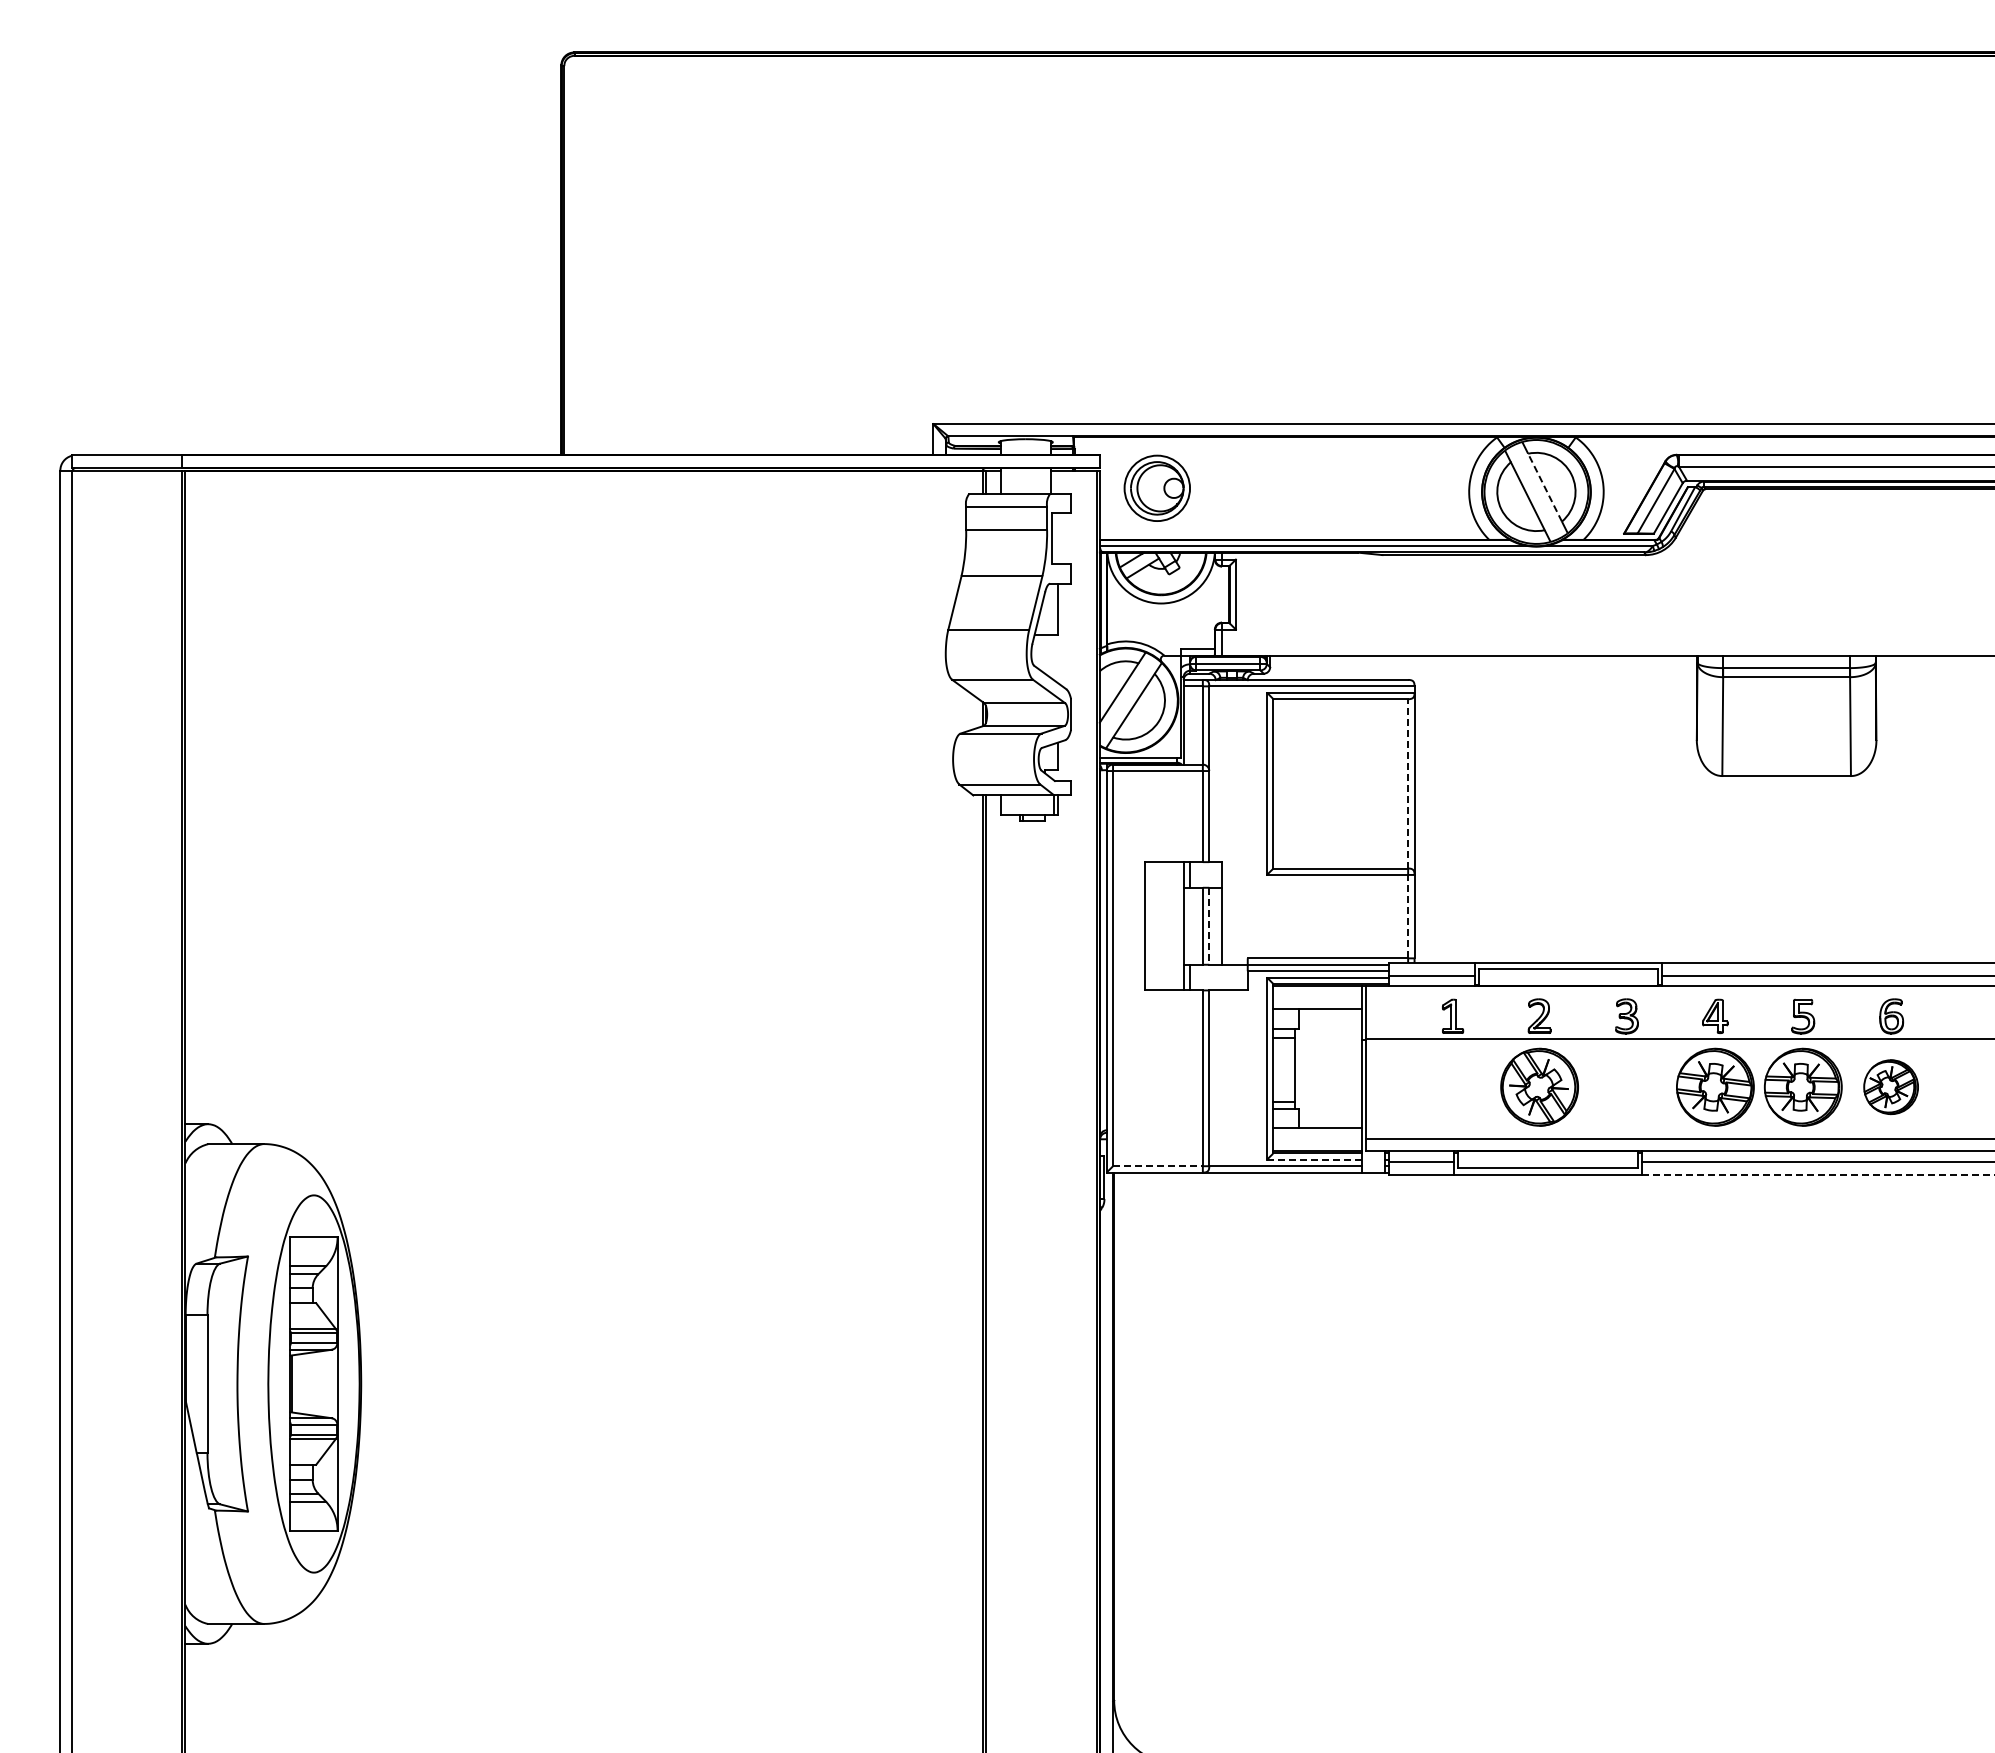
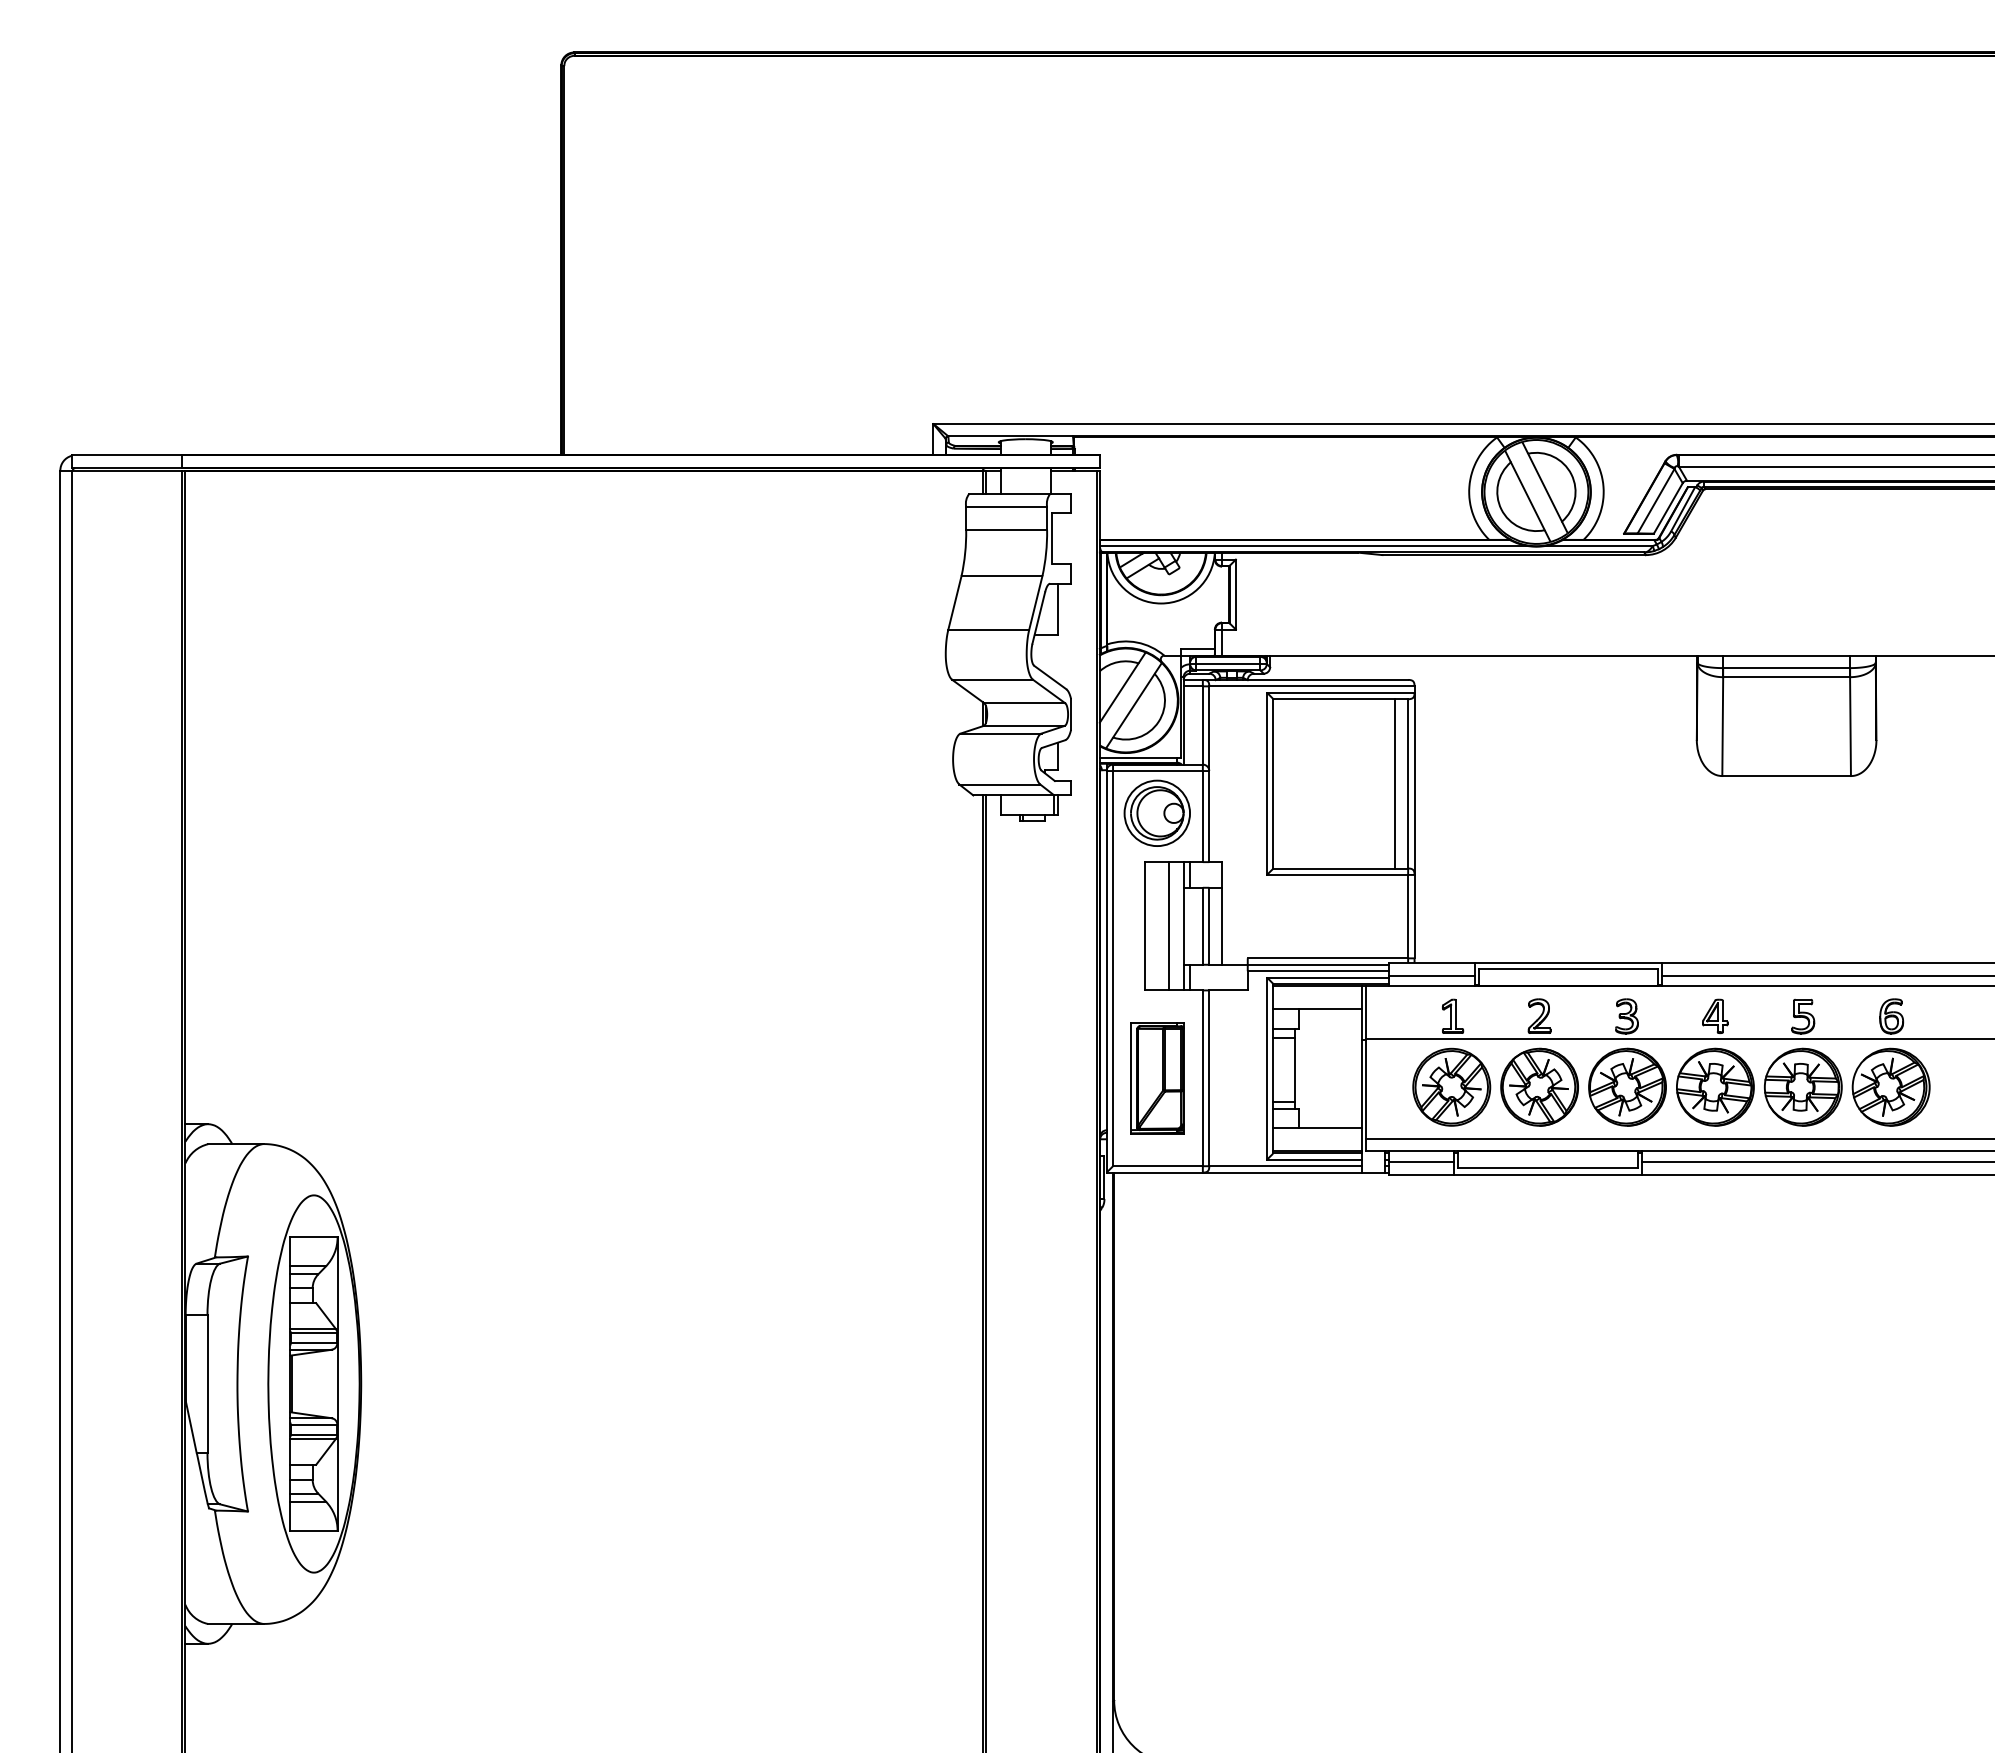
part position: (1156, 487) -> (1156, 812) (1156, 812)
line: dashed -> solid (1545, 487)
line: none -> present (1395, 783)
line: dashed -> solid (1408, 783)
line: dashed -> solid (1408, 916)
line: none -> present (1168, 926)
line: dashed -> solid (1209, 926)
part: none -> present (1157, 1078)
part: none -> present (1451, 1086)
part: none -> present (1627, 1086)
part size: 56x57 px -> 80x80 px (1890, 1086)
line: dashed -> solid (1313, 1159)
line: dashed -> solid (1157, 1166)
line: dashed -> solid (1818, 1174)
